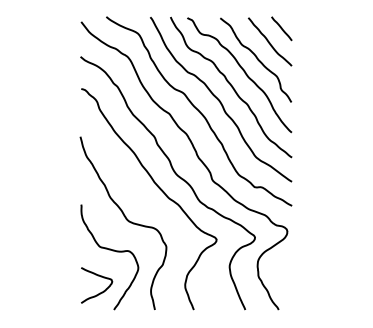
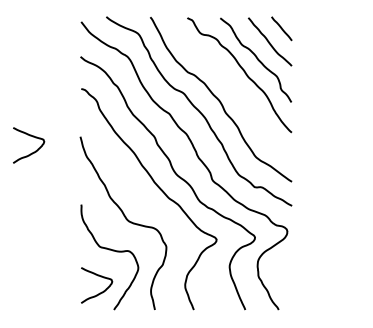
curve: present -> none (231, 87)
curve: none -> present (33, 151)
